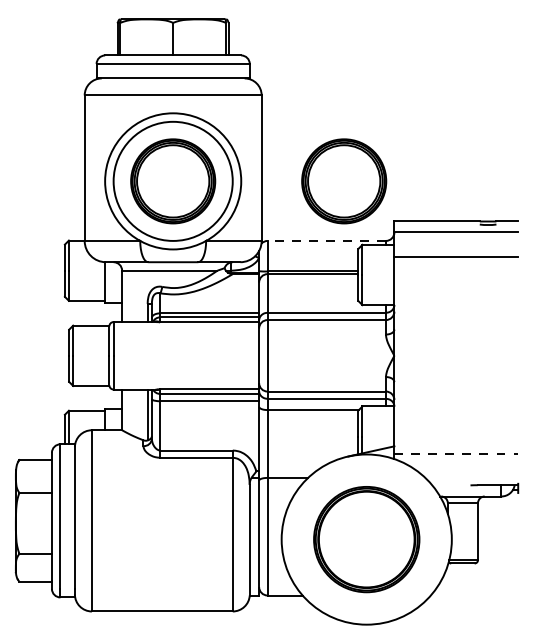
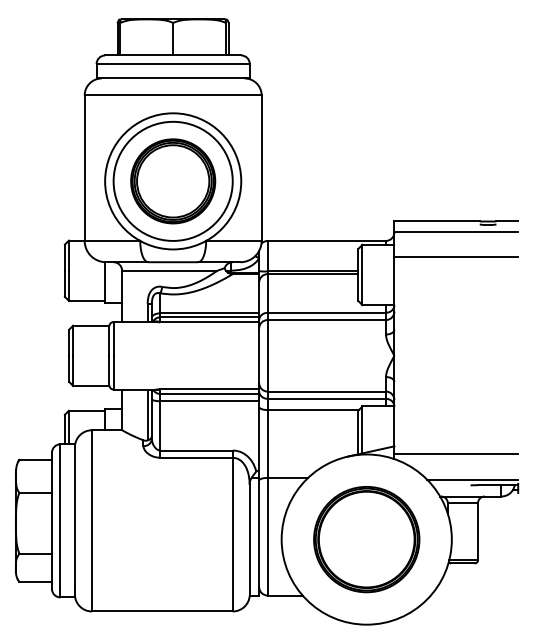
part: present -> none (344, 181)
line: dashed -> solid (326, 240)
line: dashed -> solid (456, 454)
line: none -> present (472, 479)
